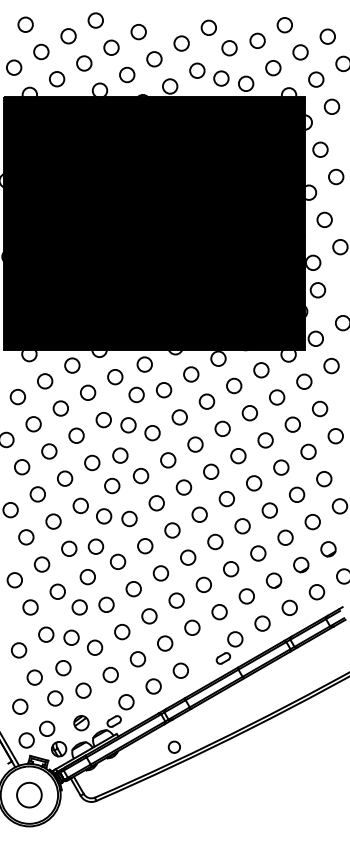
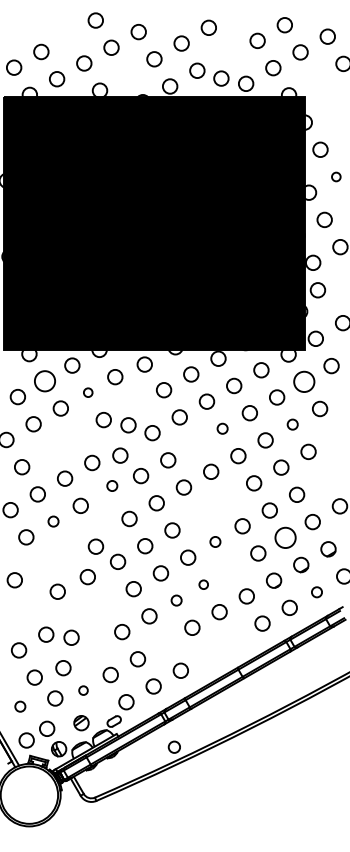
circle: present -> none (25, 24)
circle: present -> none (68, 36)
circle: present -> none (229, 48)
circle: present -> none (127, 74)
circle: present -> none (316, 79)
circle: present -> none (331, 106)
circle size: 17x18 px -> 11x12 px (336, 176)
circle size: 17x17 px -> 22x23 px (44, 381)
circle size: 17x17 px -> 23x23 px (304, 381)
circle size: 17x17 px -> 11x11 px (88, 392)
circle: present -> none (136, 394)
circle size: 17x17 px -> 13x13 px (292, 424)
circle size: 17x17 px -> 13x13 px (222, 428)
circle: present -> none (76, 435)
circle: present -> none (335, 436)
circle: present -> none (195, 444)
circle: present -> none (49, 451)
circle: present -> none (324, 479)
circle size: 17x18 px -> 13x12 px (112, 485)
circle: present -> none (226, 499)
circle: present -> none (199, 514)
circle: present -> none (104, 516)
circle size: 17x17 px -> 13x13 px (53, 521)
circle size: 17x17 px -> 23x23 px (285, 537)
circle size: 17x18 px -> 13x12 px (215, 541)
circle: present -> none (69, 548)
circle: present -> none (42, 564)
circle: present -> none (231, 569)
circle size: 17x17 px -> 11x11 px (203, 584)
circle size: 18x17 px -> 12x13 px (316, 592)
circle size: 17x17 px -> 13x13 px (176, 600)
circle: present -> none (106, 604)
circle: present -> none (30, 607)
circle: present -> none (79, 607)
circle: present -> none (165, 643)
circle: present -> none (94, 647)
part: present -> none (229, 647)
circle size: 17x17 px -> 11x11 px (83, 690)
circle size: 17x17 px -> 13x13 px (20, 706)
circle: present -> none (29, 794)
